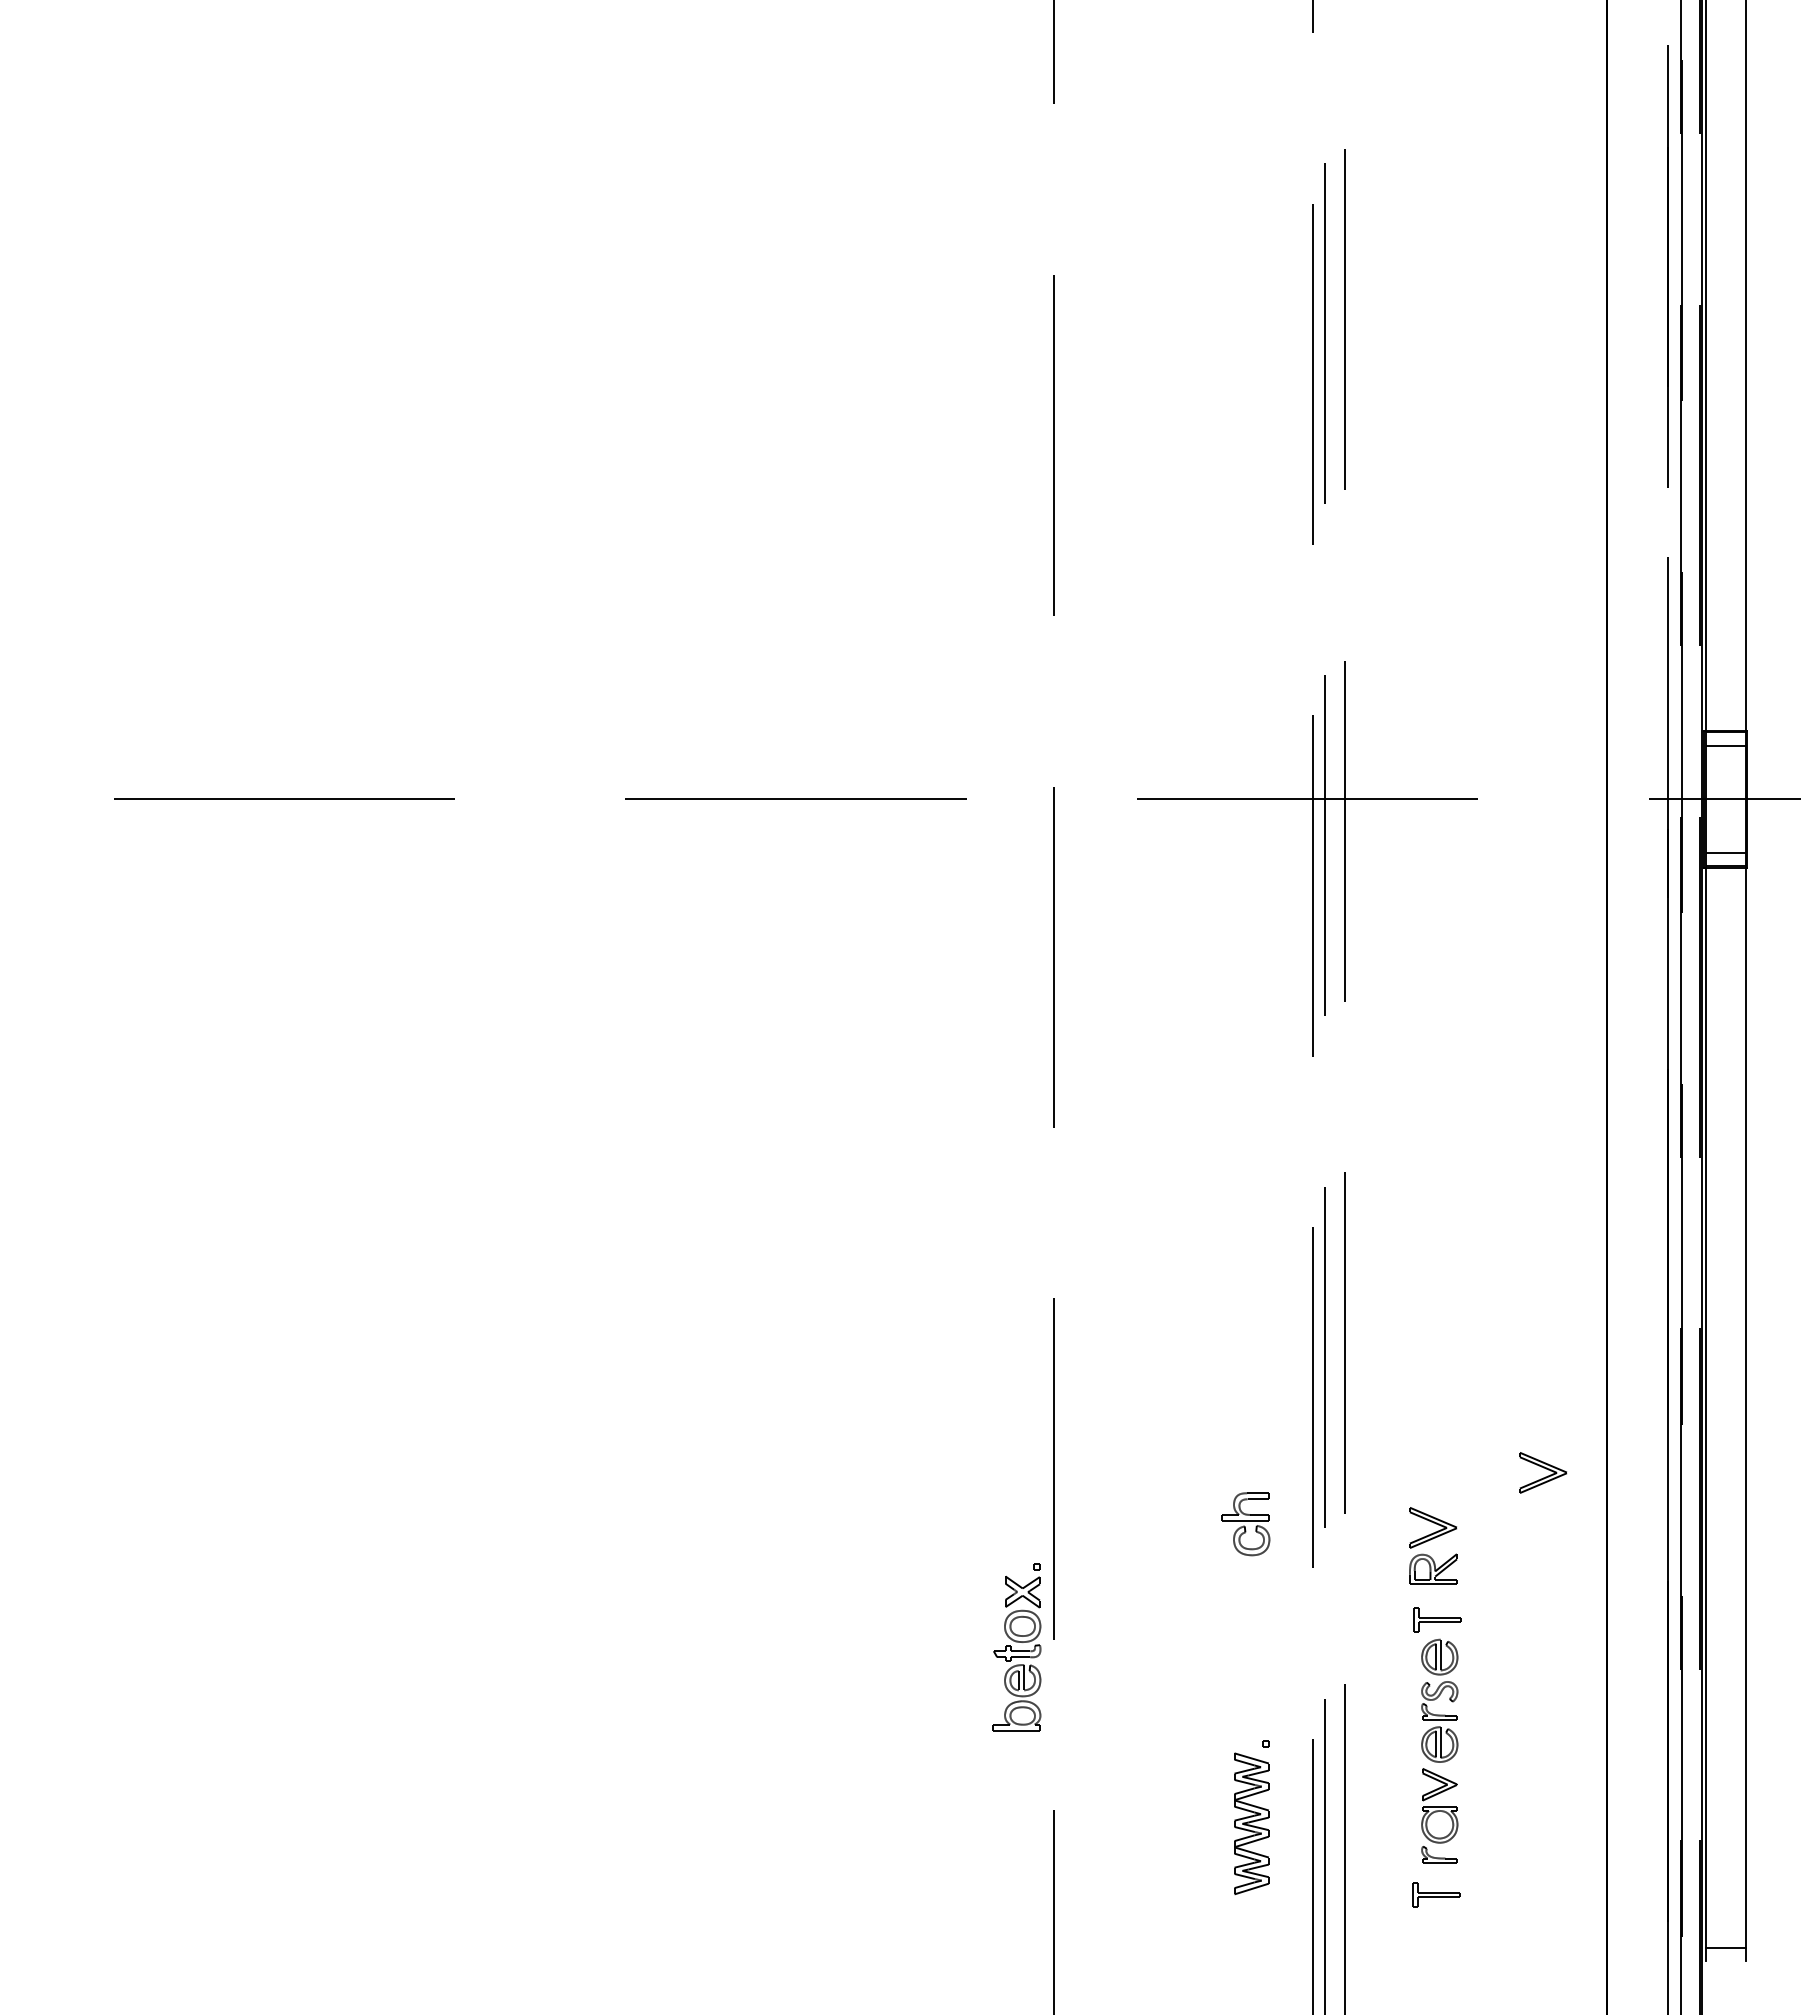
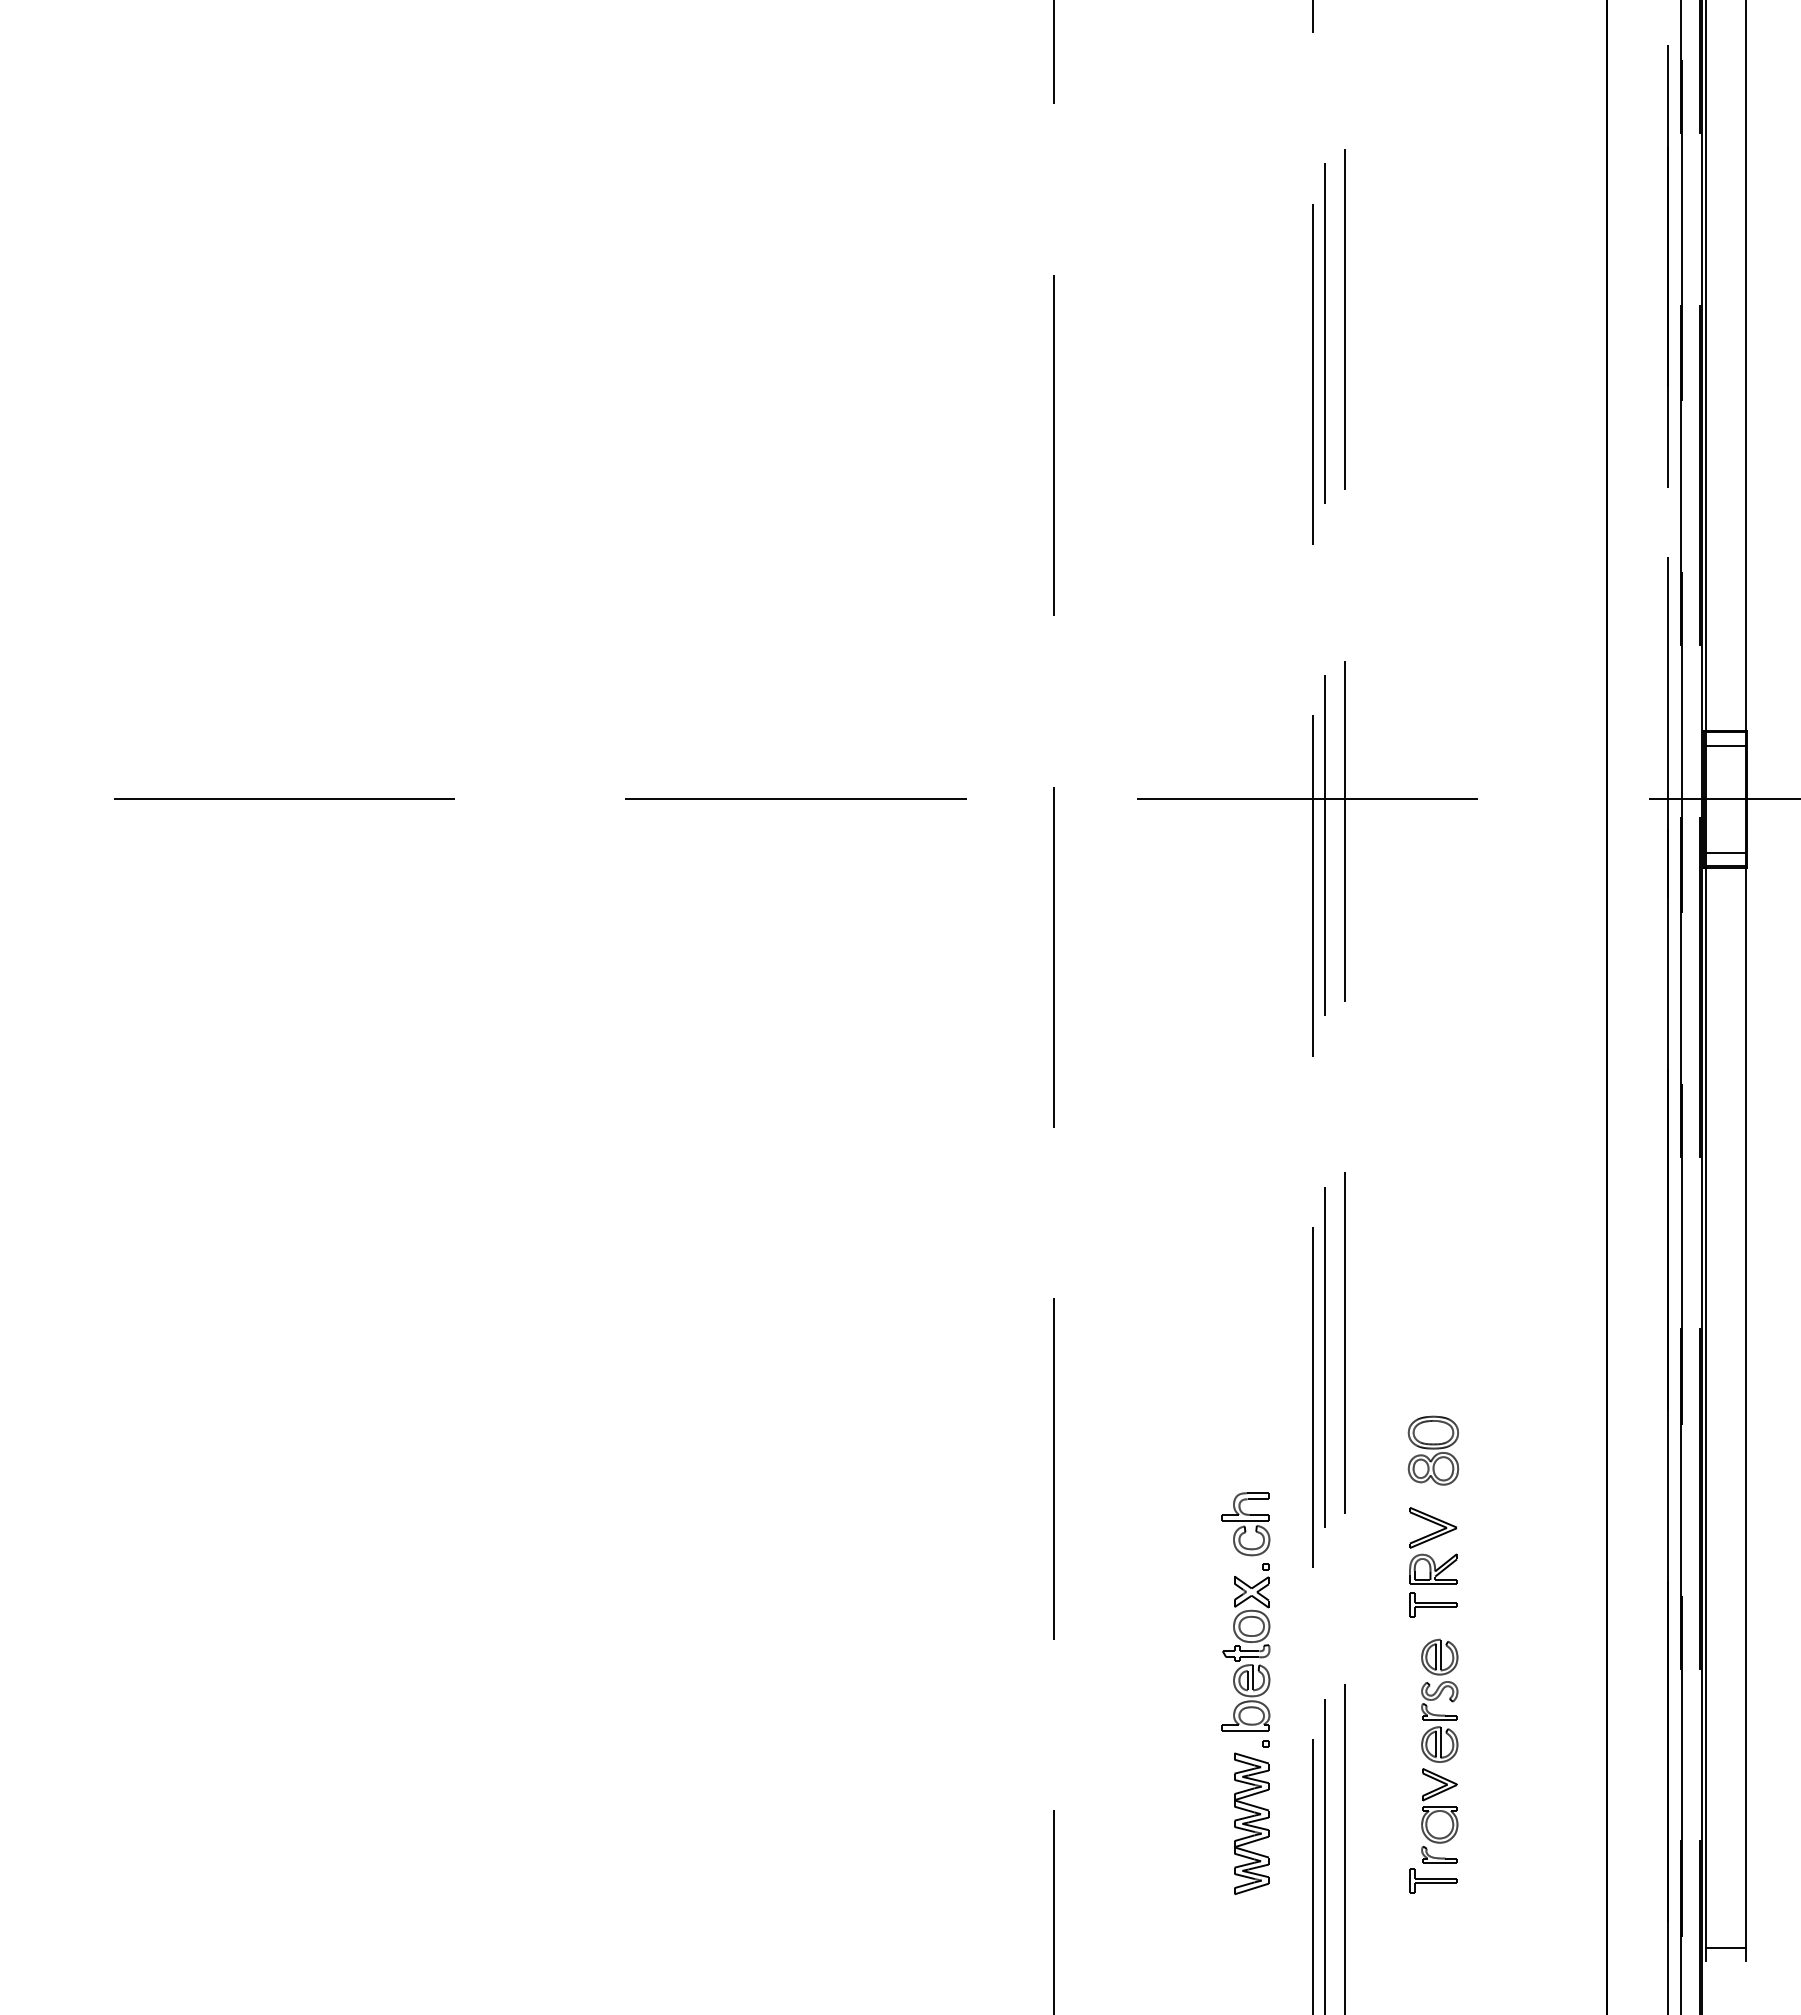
part: none -> present (1432, 1450)
part: present -> none (1543, 1472)
part position: (1437, 1619) -> (1433, 1604) (1433, 1604)
part position: (1016, 1647) -> (1245, 1647) (1245, 1647)
part position: (1436, 1894) -> (1433, 1880) (1433, 1880)
